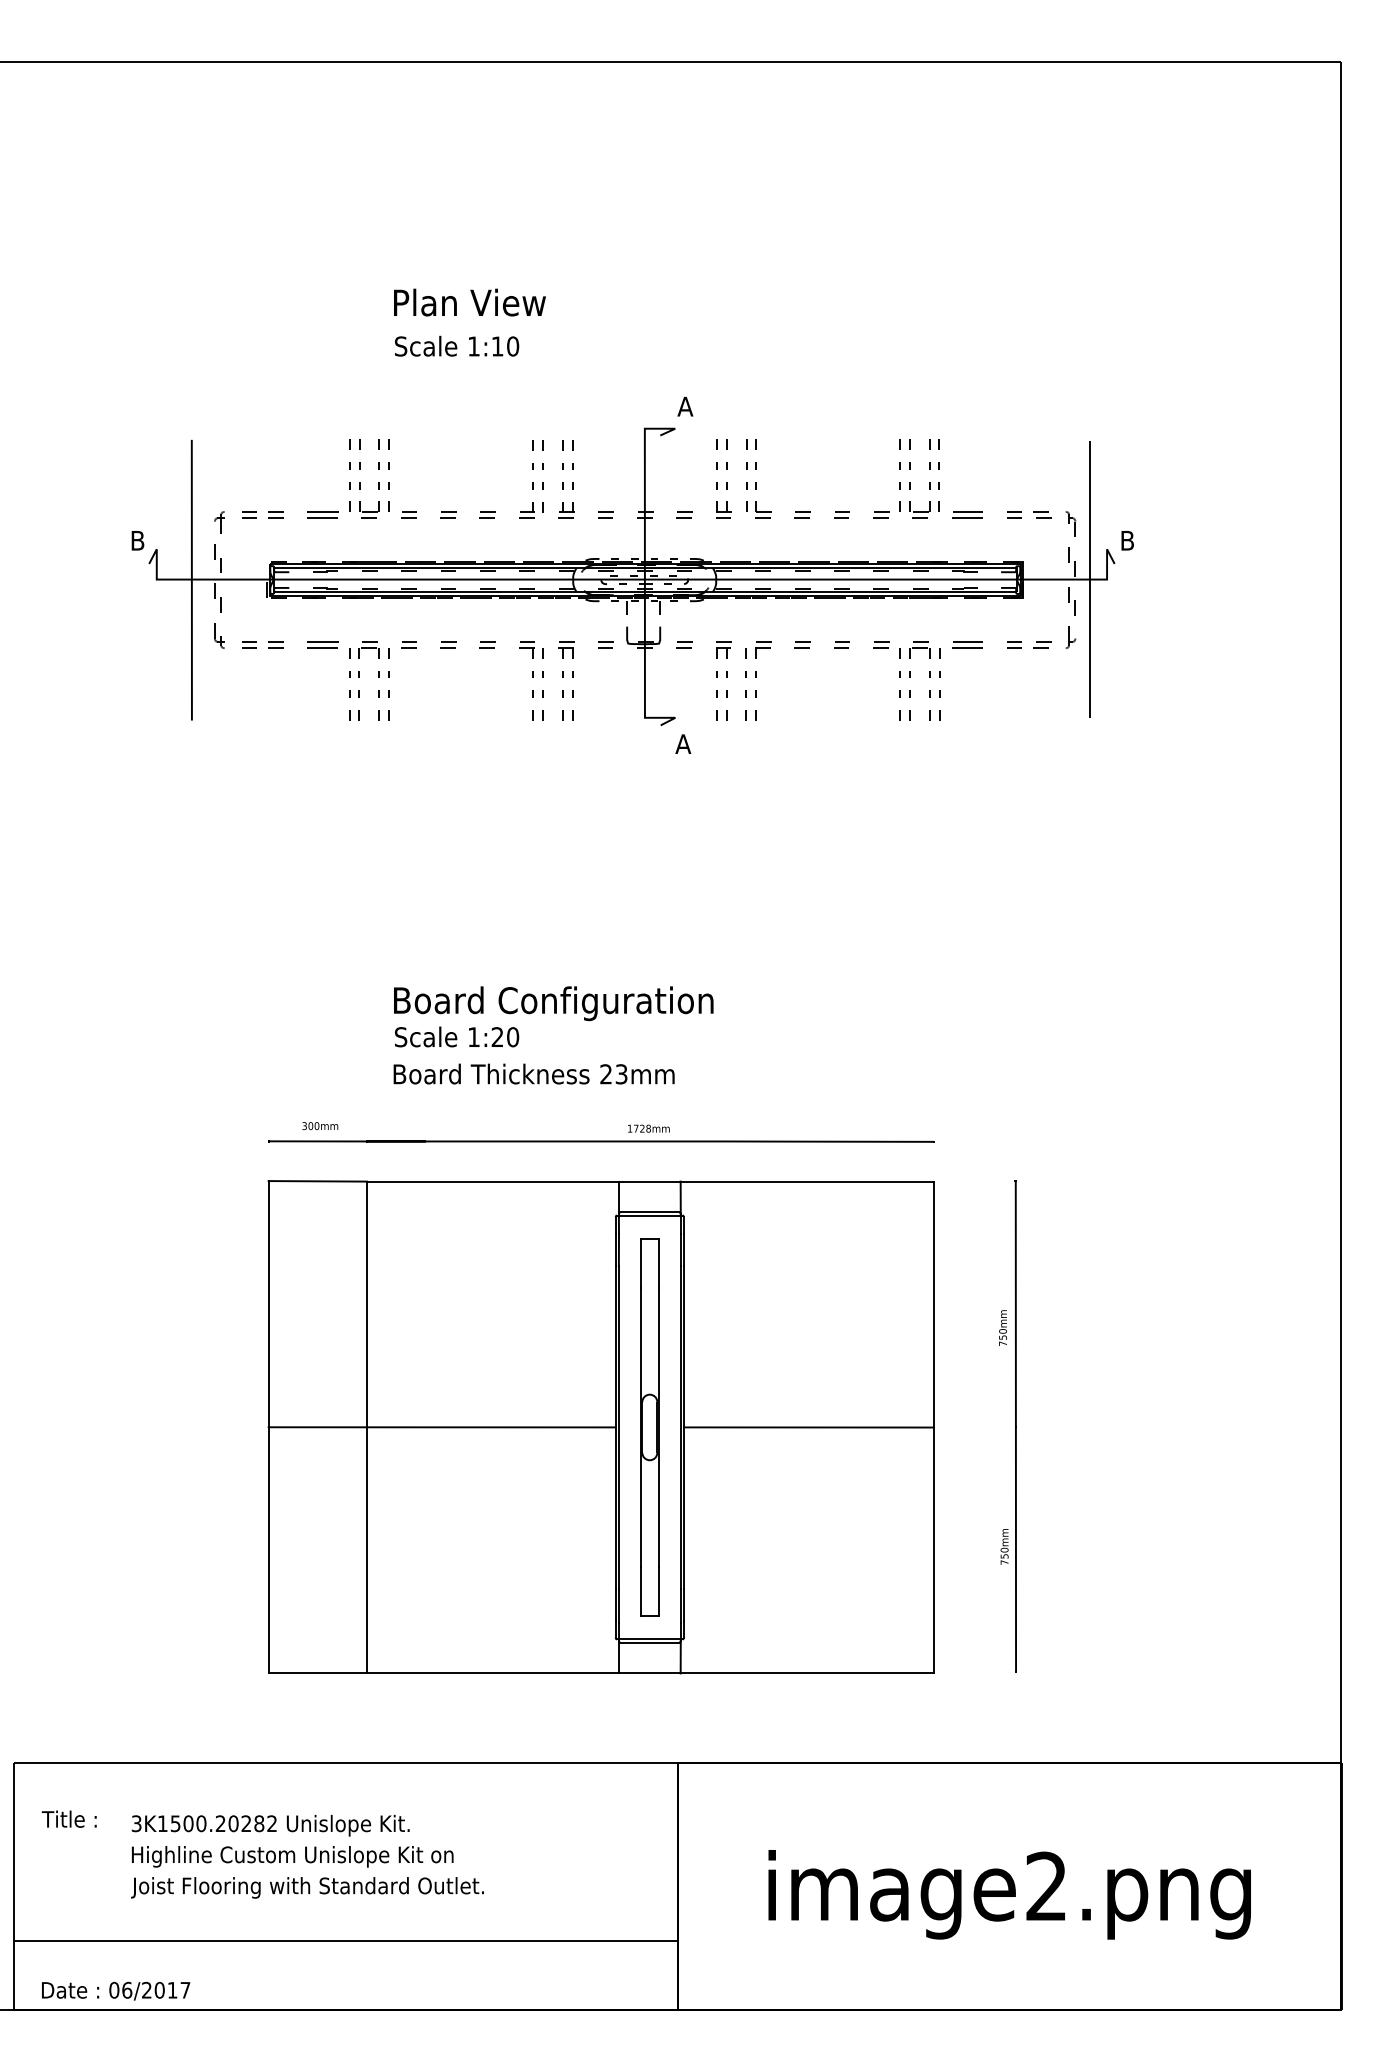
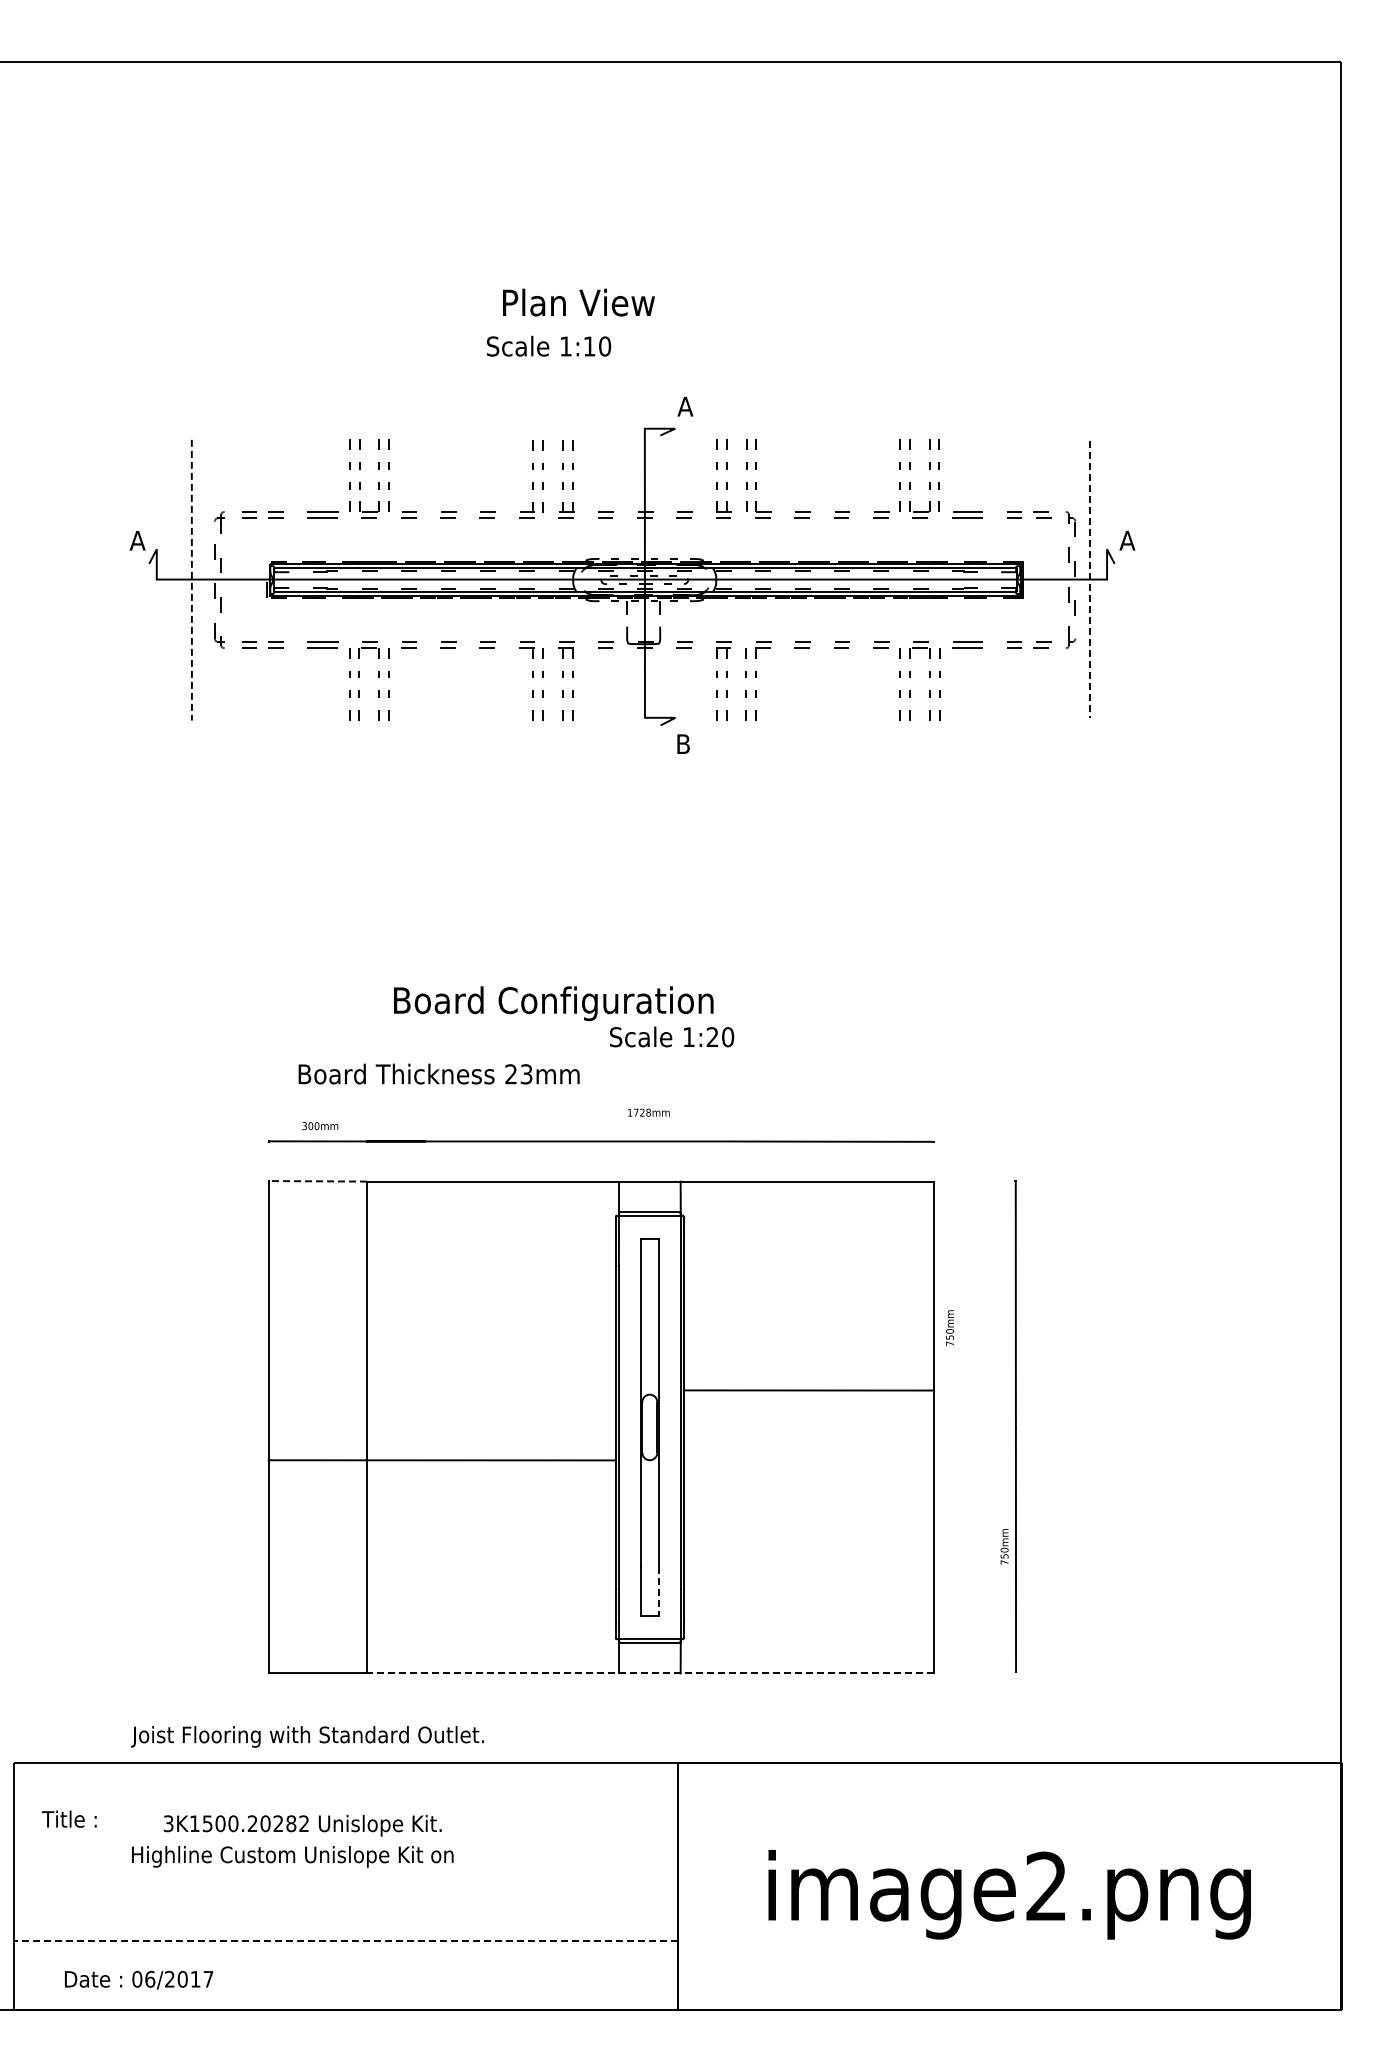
text position: (469, 302) -> (578, 302) (578, 302)
text position: (457, 345) -> (549, 345) (549, 345)
text: B -> A (137, 540)
text: B -> A (1127, 540)
line: solid -> dashed (1089, 579)
line: solid -> dashed (191, 580)
text: A -> B (683, 743)
text position: (457, 1036) -> (672, 1036) (672, 1036)
text position: (533, 1073) -> (438, 1073) (438, 1073)
text position: (648, 1128) -> (648, 1112) (648, 1112)
line: solid -> dashed (317, 1181)
text position: (1002, 1327) -> (949, 1327) (949, 1327)
line position: (441, 1427) -> (441, 1460) (441, 1460)
line position: (808, 1427) -> (808, 1390) (808, 1390)
line: solid -> dashed (658, 1591)
line: solid -> dashed (649, 1673)
text position: (270, 1825) -> (302, 1825) (302, 1825)
text position: (307, 1887) -> (307, 1736) (307, 1736)
line: solid -> dashed (345, 1940)
text position: (116, 1990) -> (139, 1979) (139, 1979)
